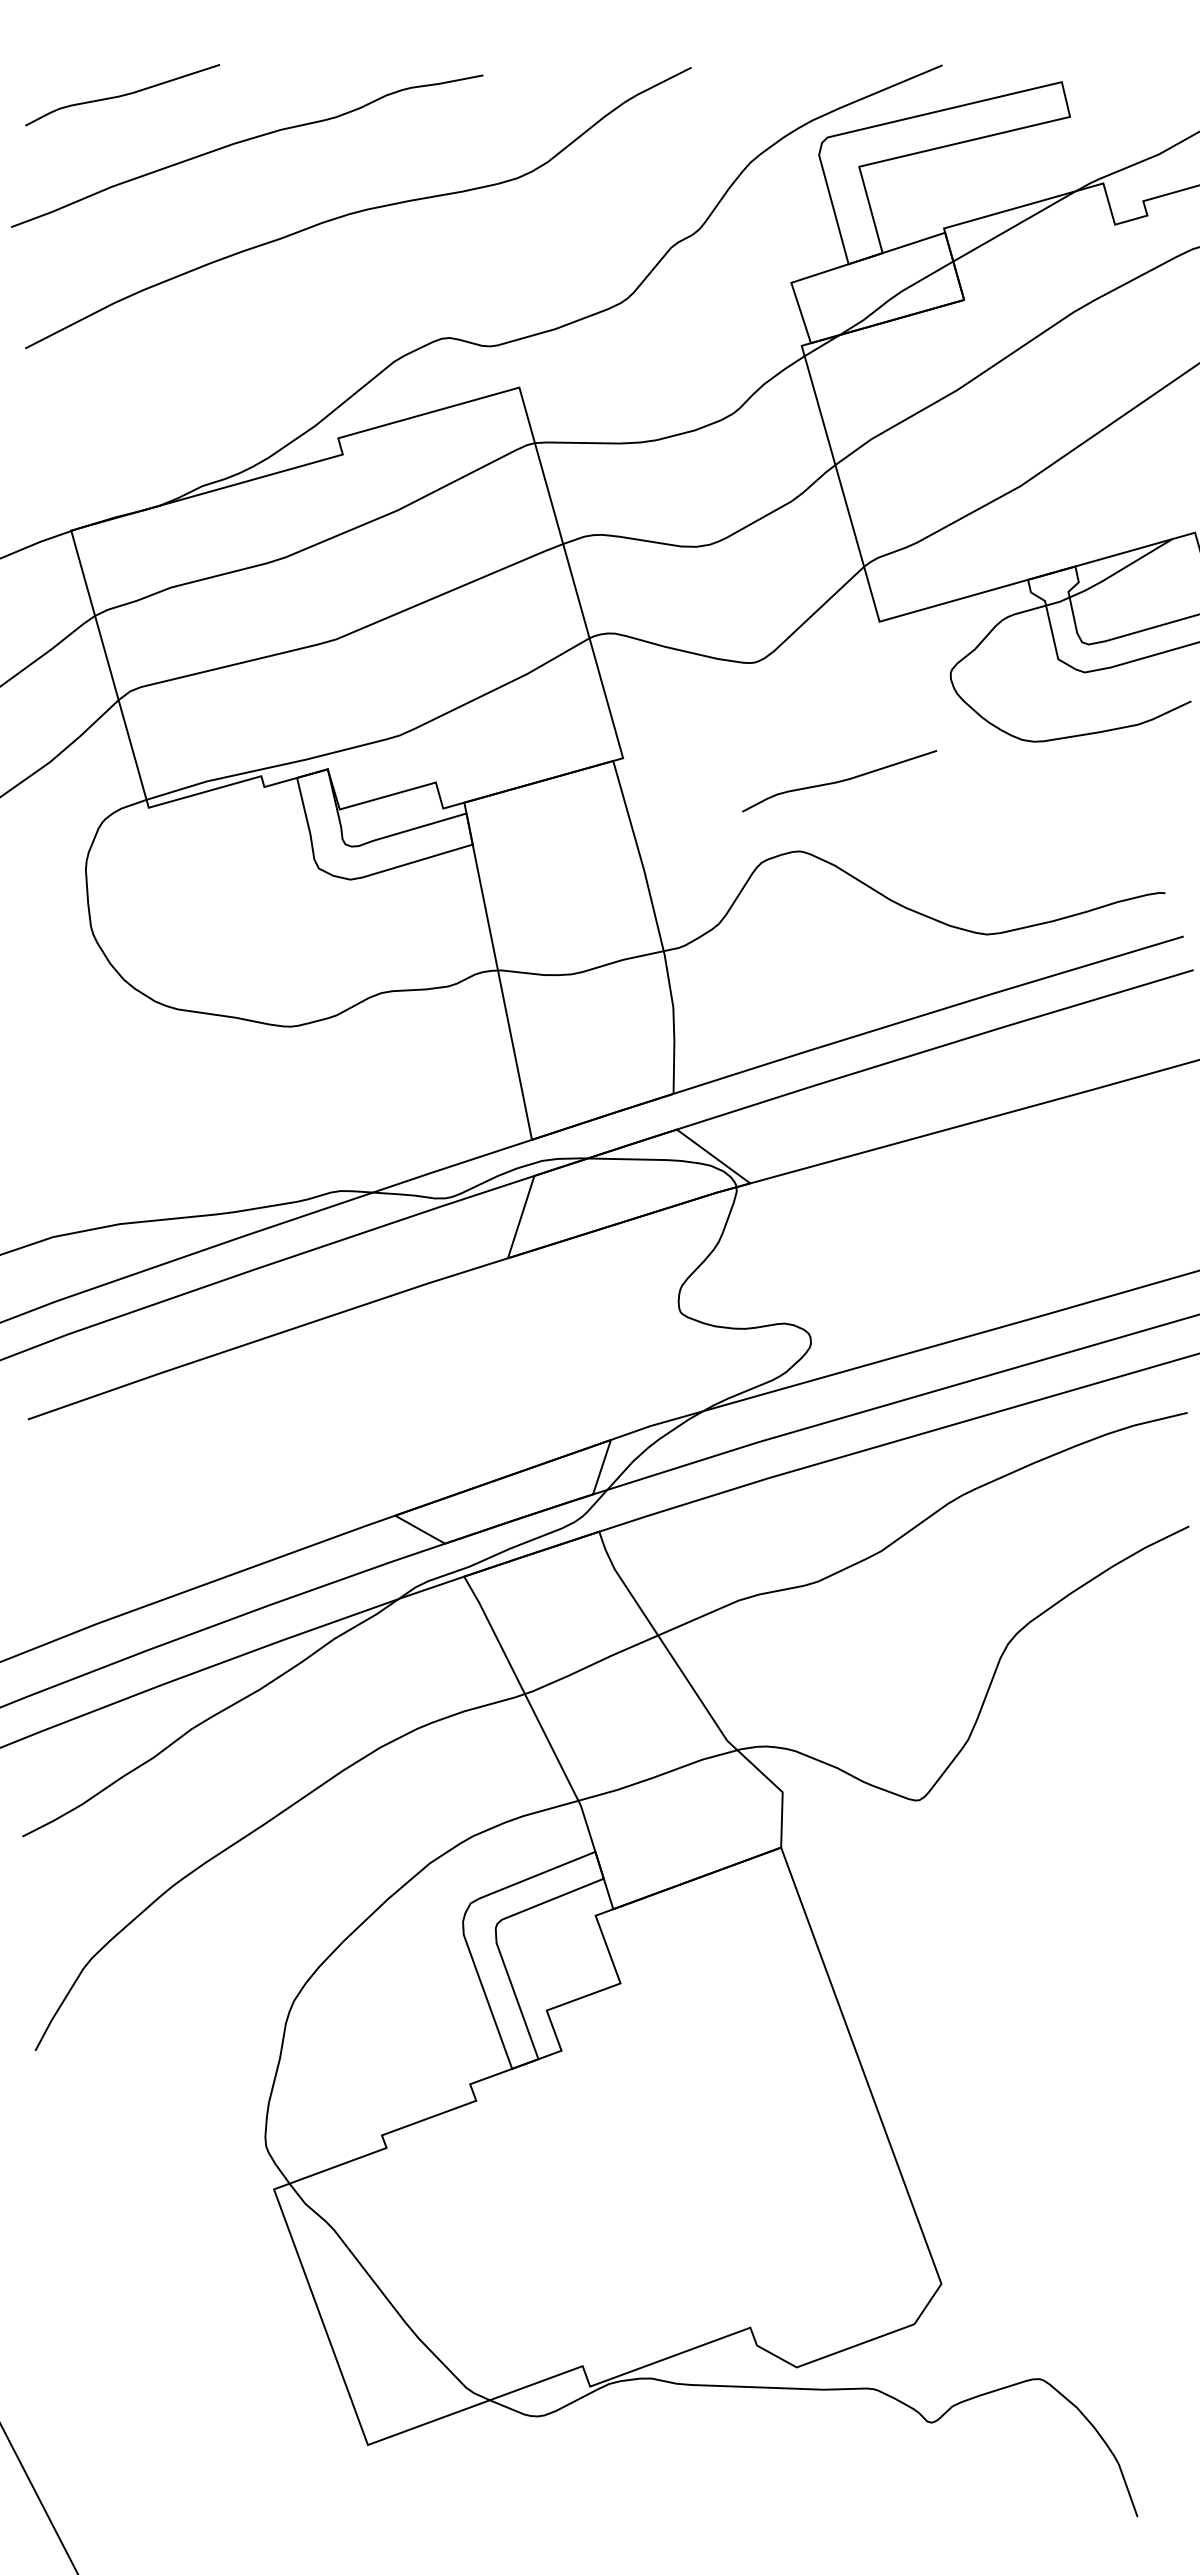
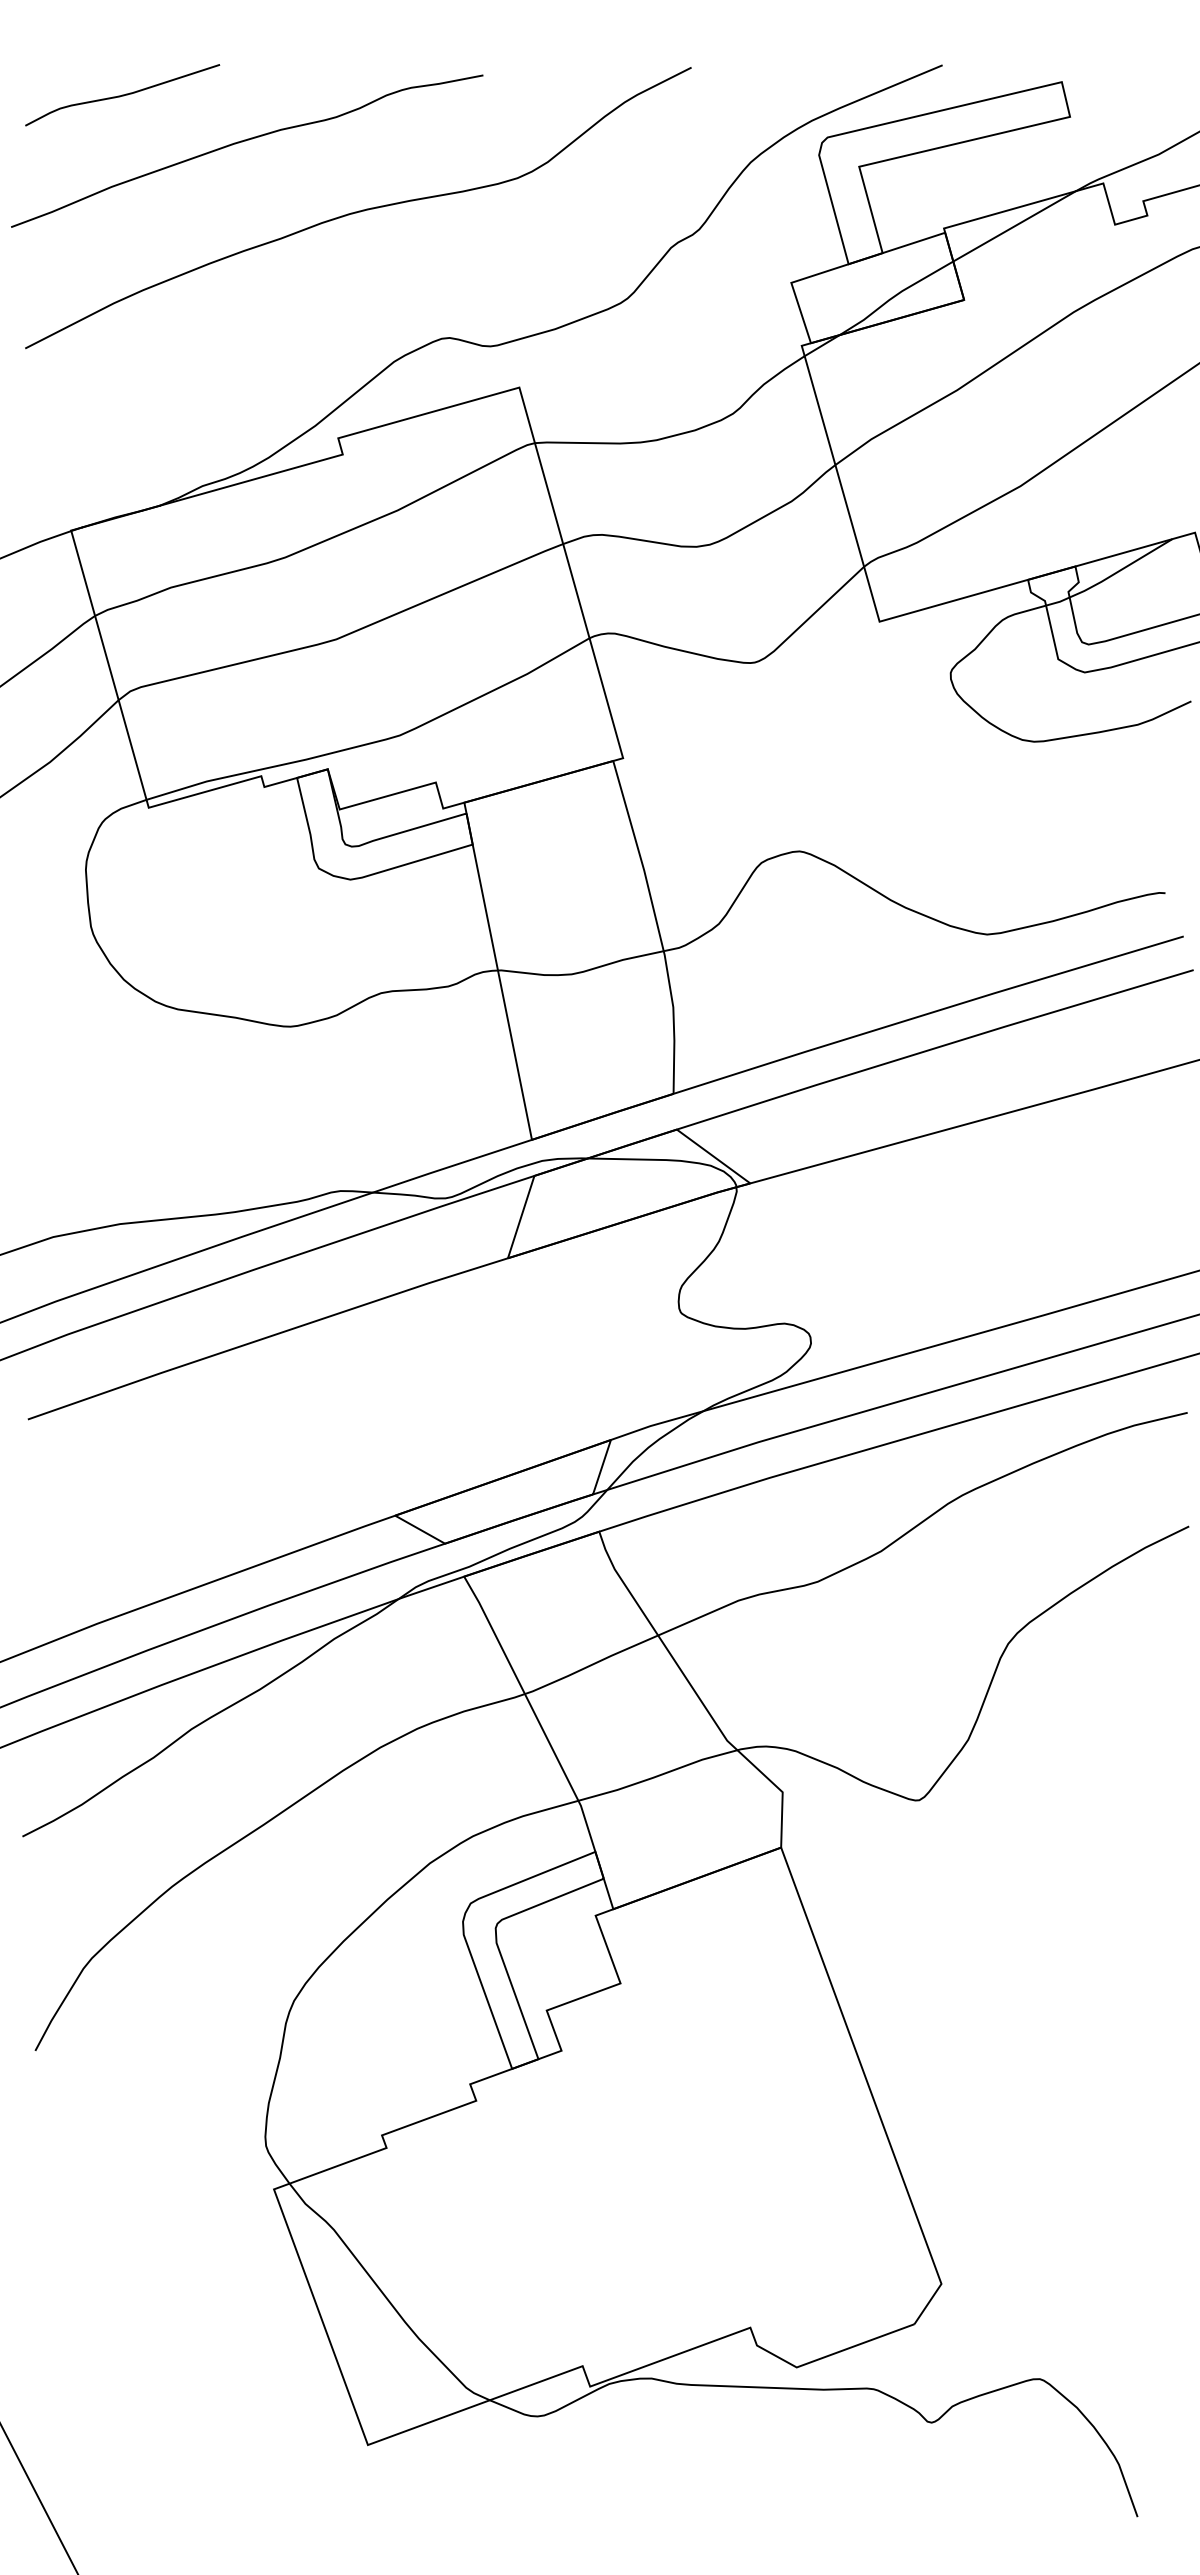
curve: present -> none (839, 781)
